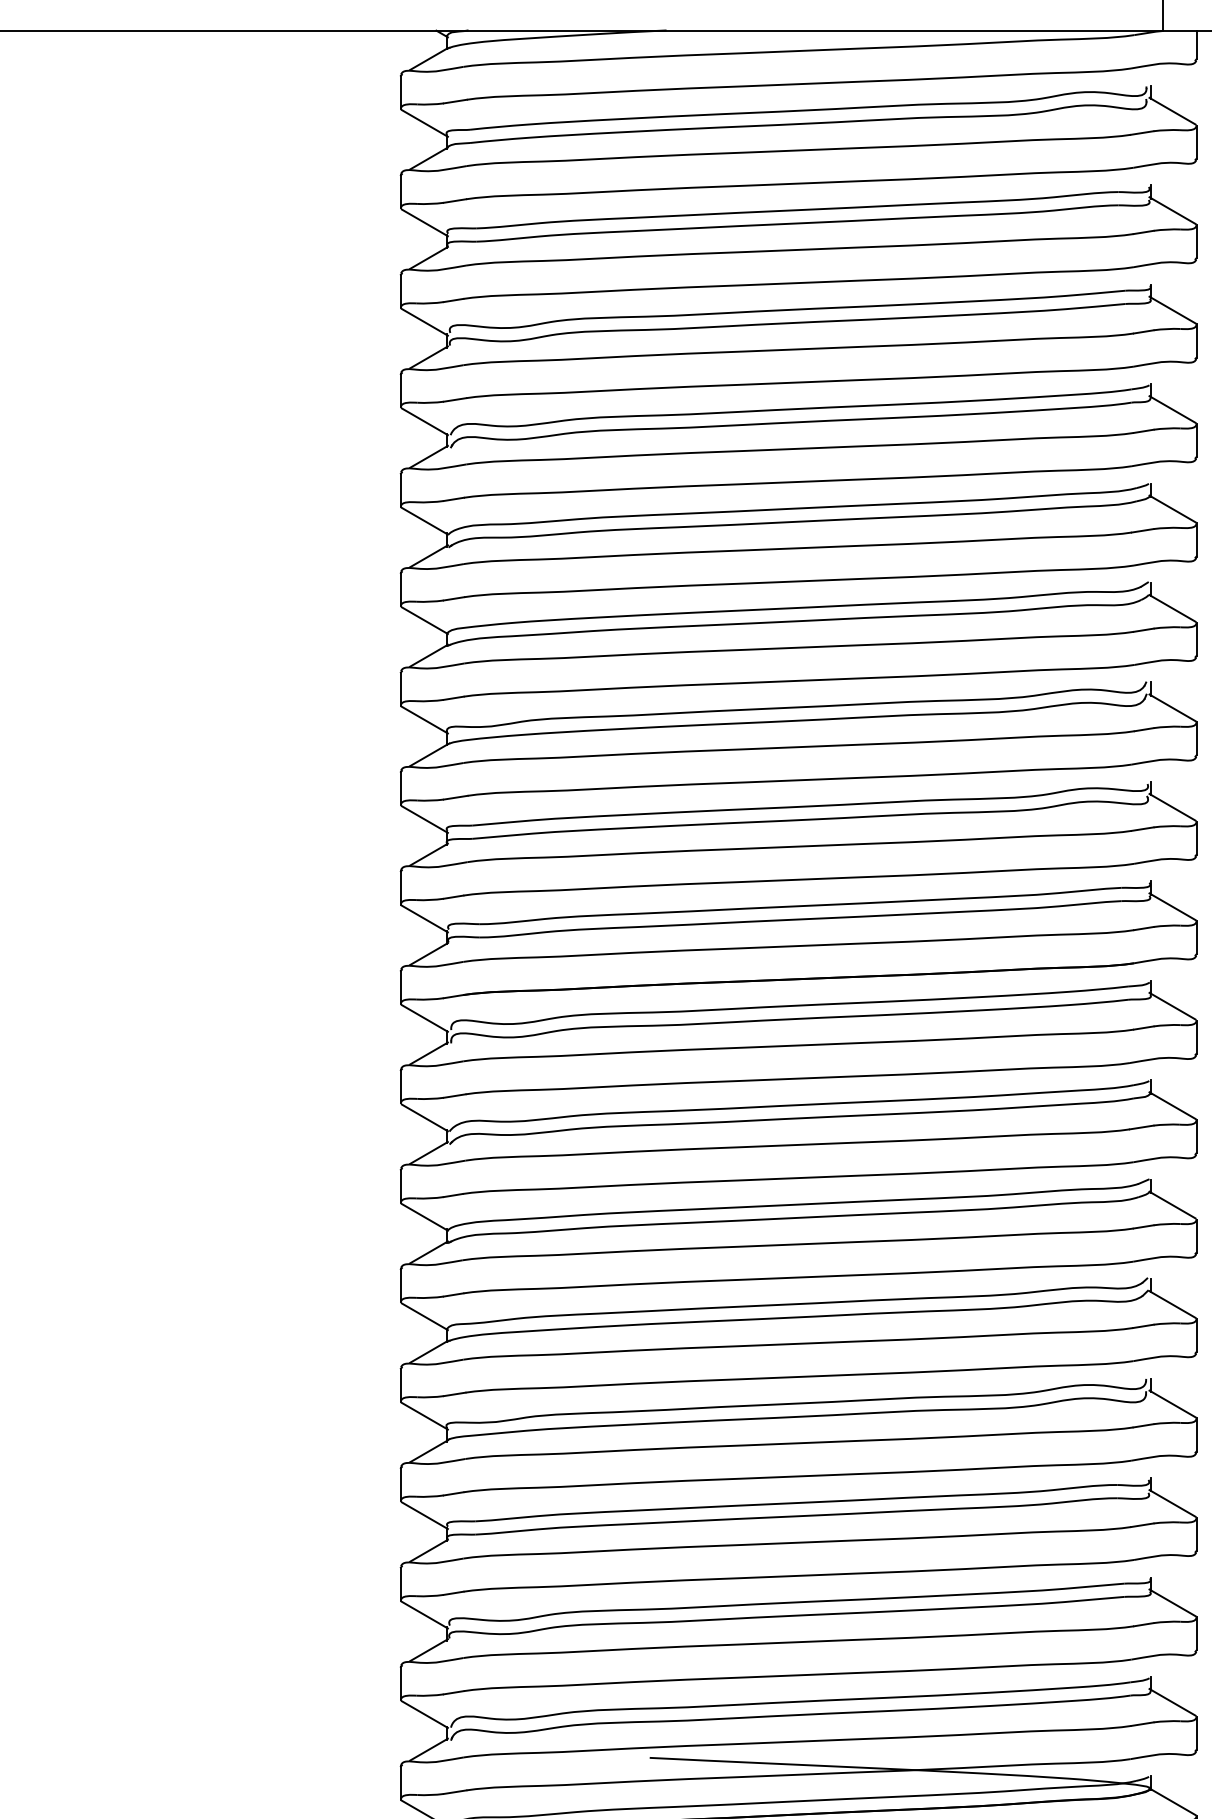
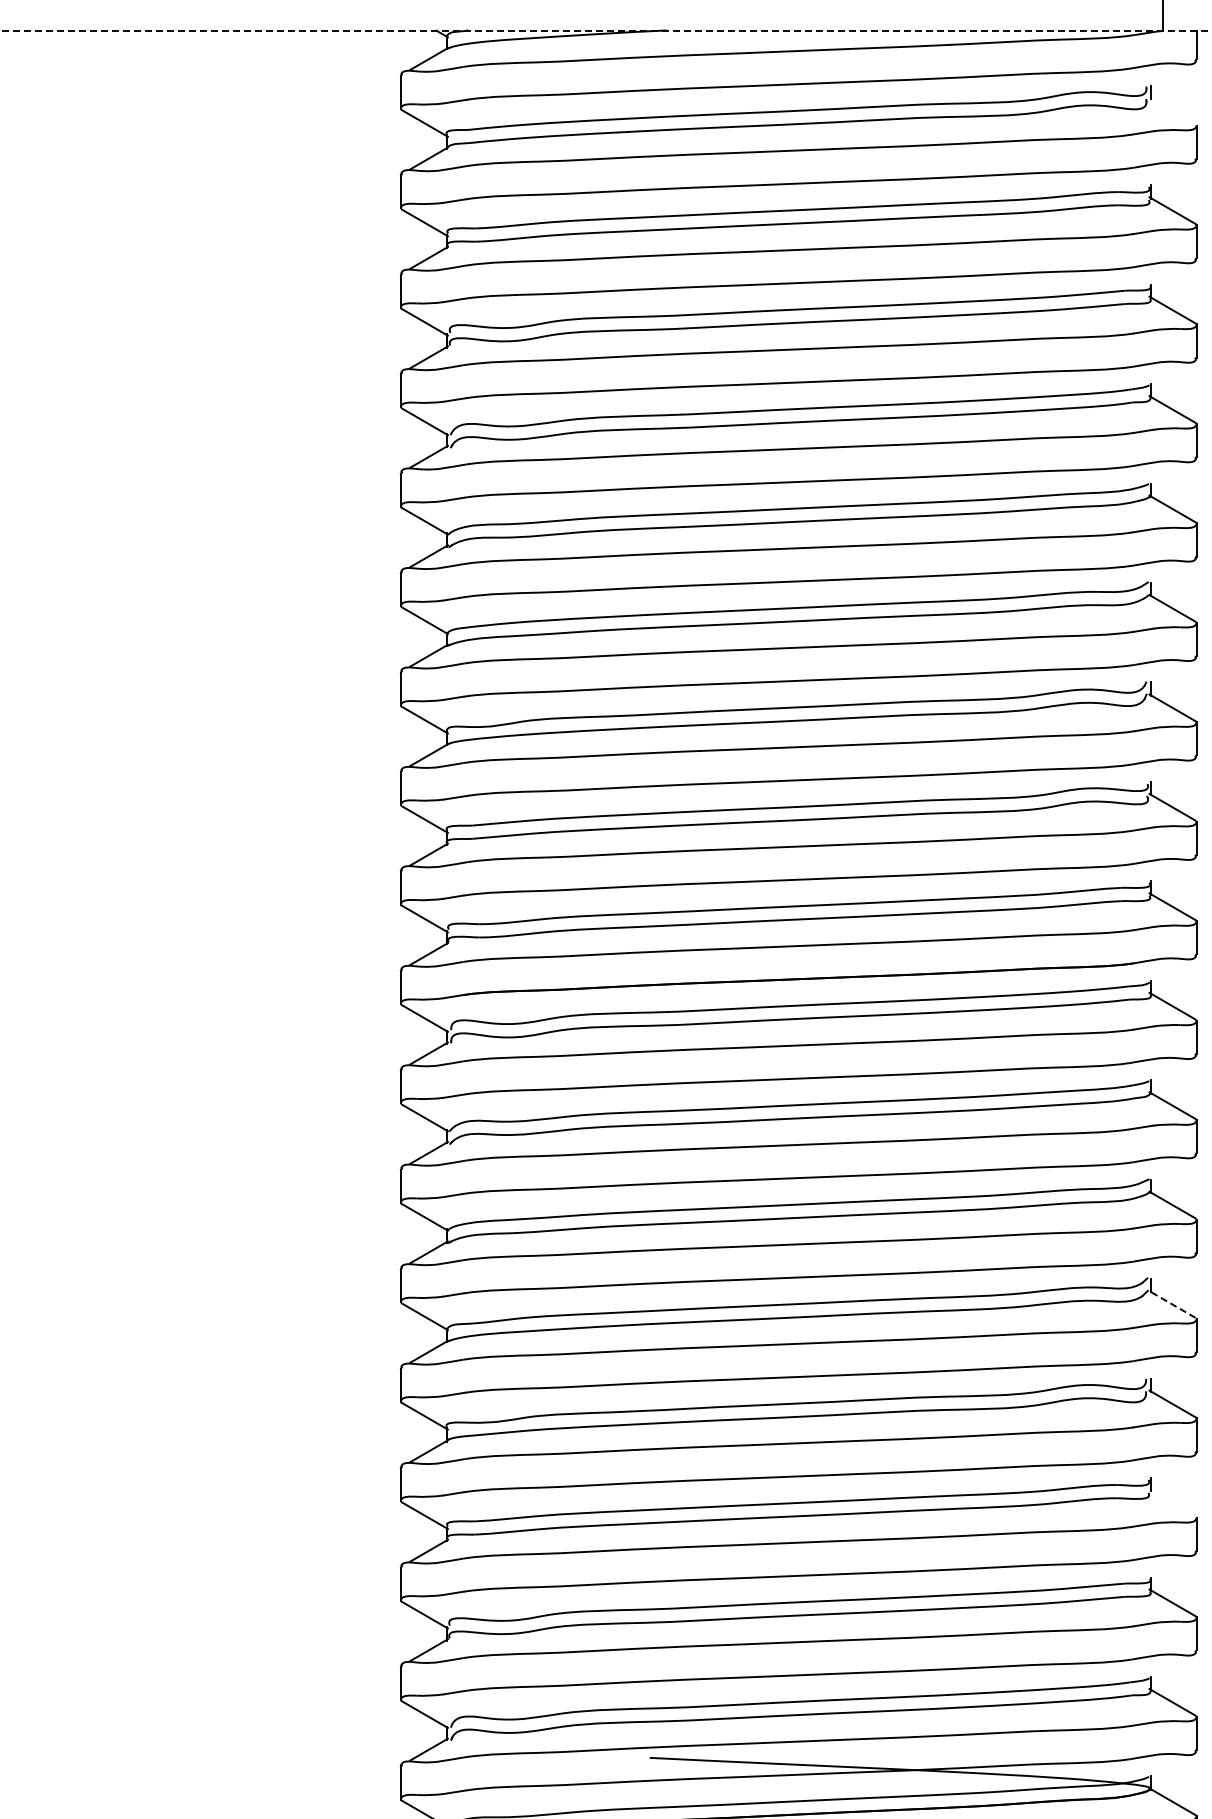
line: solid -> dashed (605, 30)
line: present -> none (1172, 110)
line: solid -> dashed (1172, 1304)
line: present -> none (1172, 1503)
